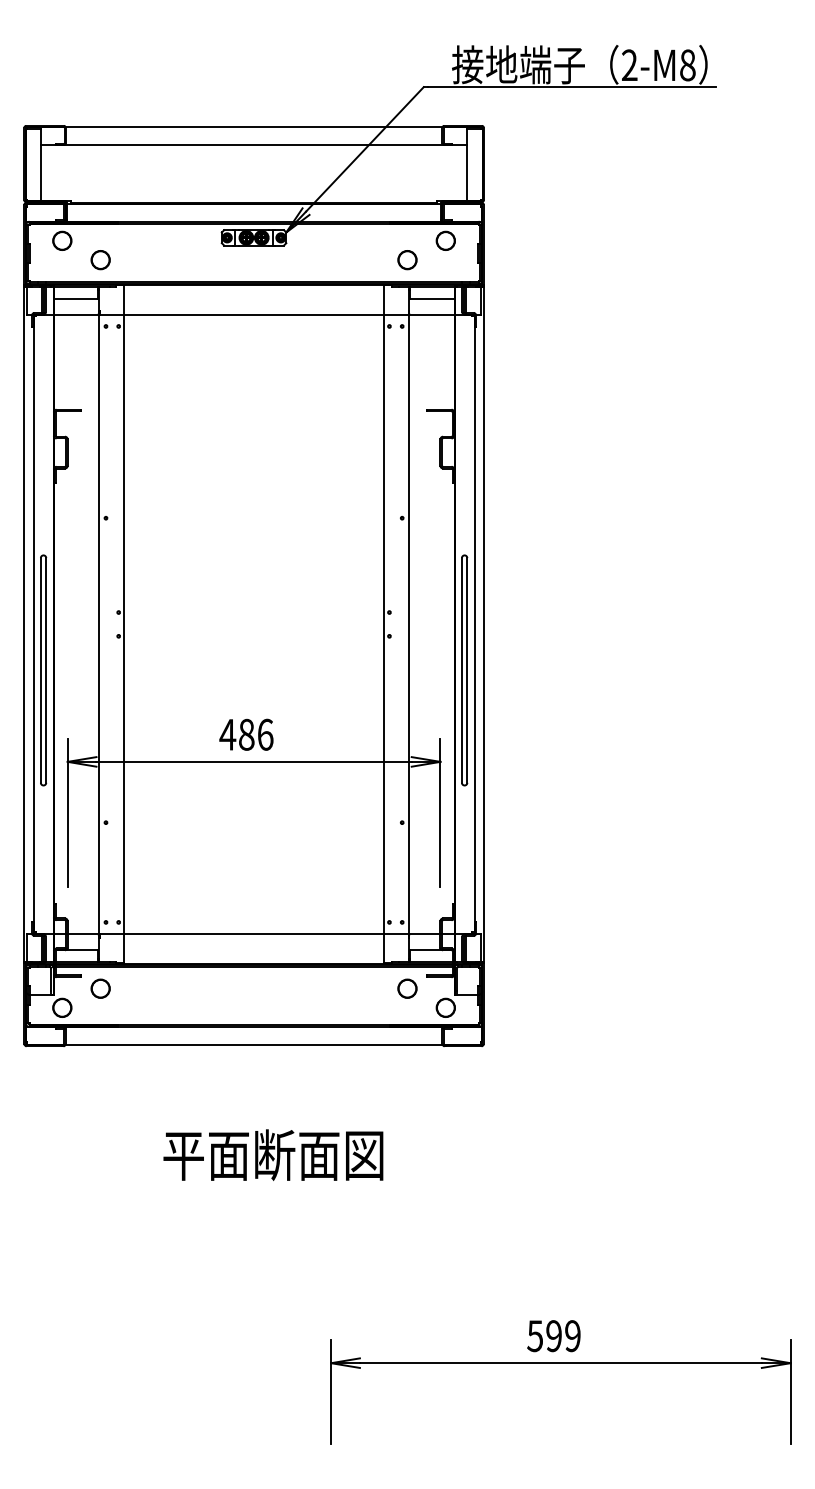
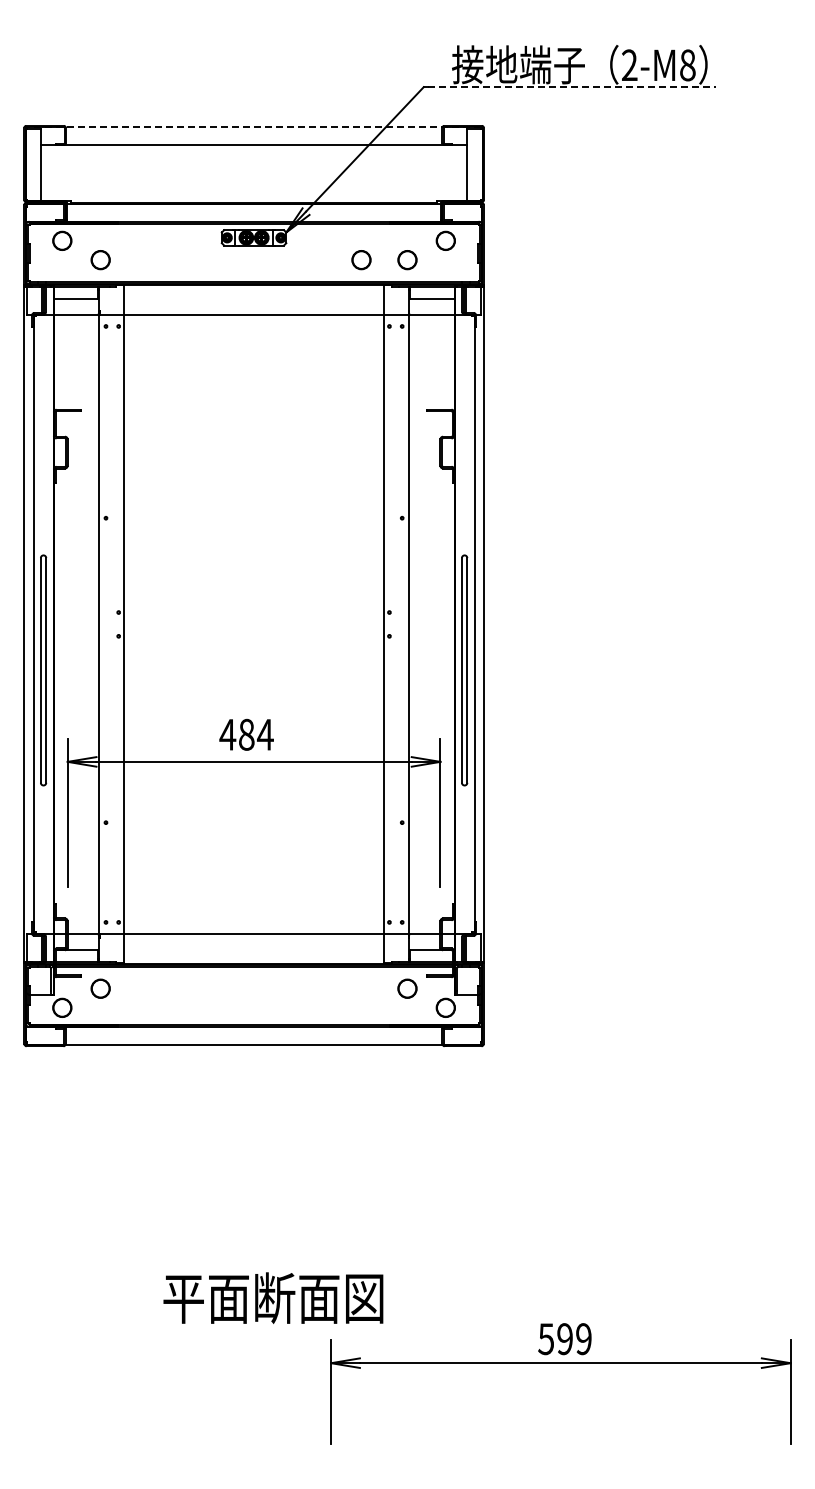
line: solid -> dashed (572, 87)
line: solid -> dashed (253, 127)
circle: none -> present (361, 260)
text: 486 -> 484 (264, 734)
text position: (273, 1154) -> (273, 1297) (273, 1297)
text position: (553, 1336) -> (564, 1339) (564, 1339)
